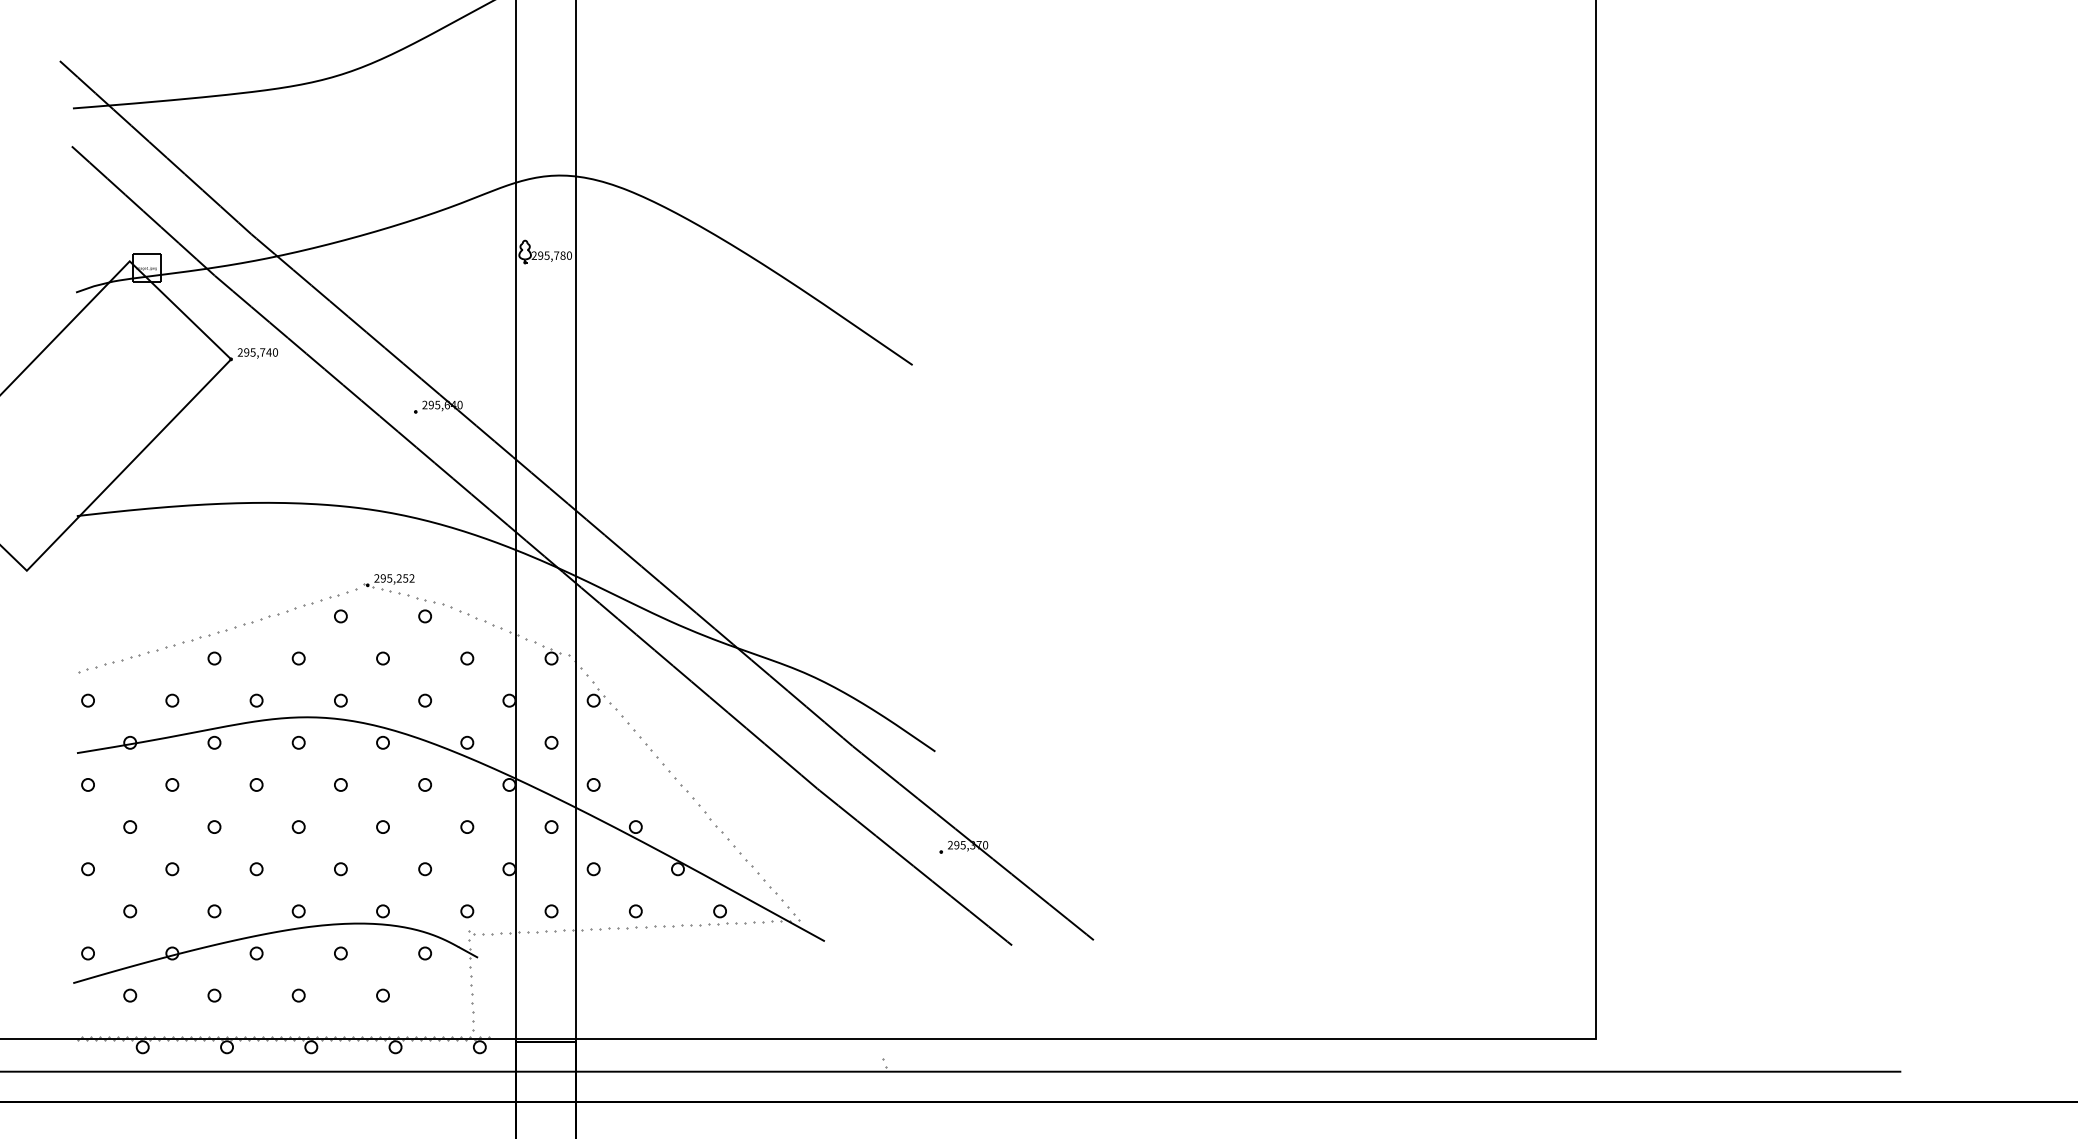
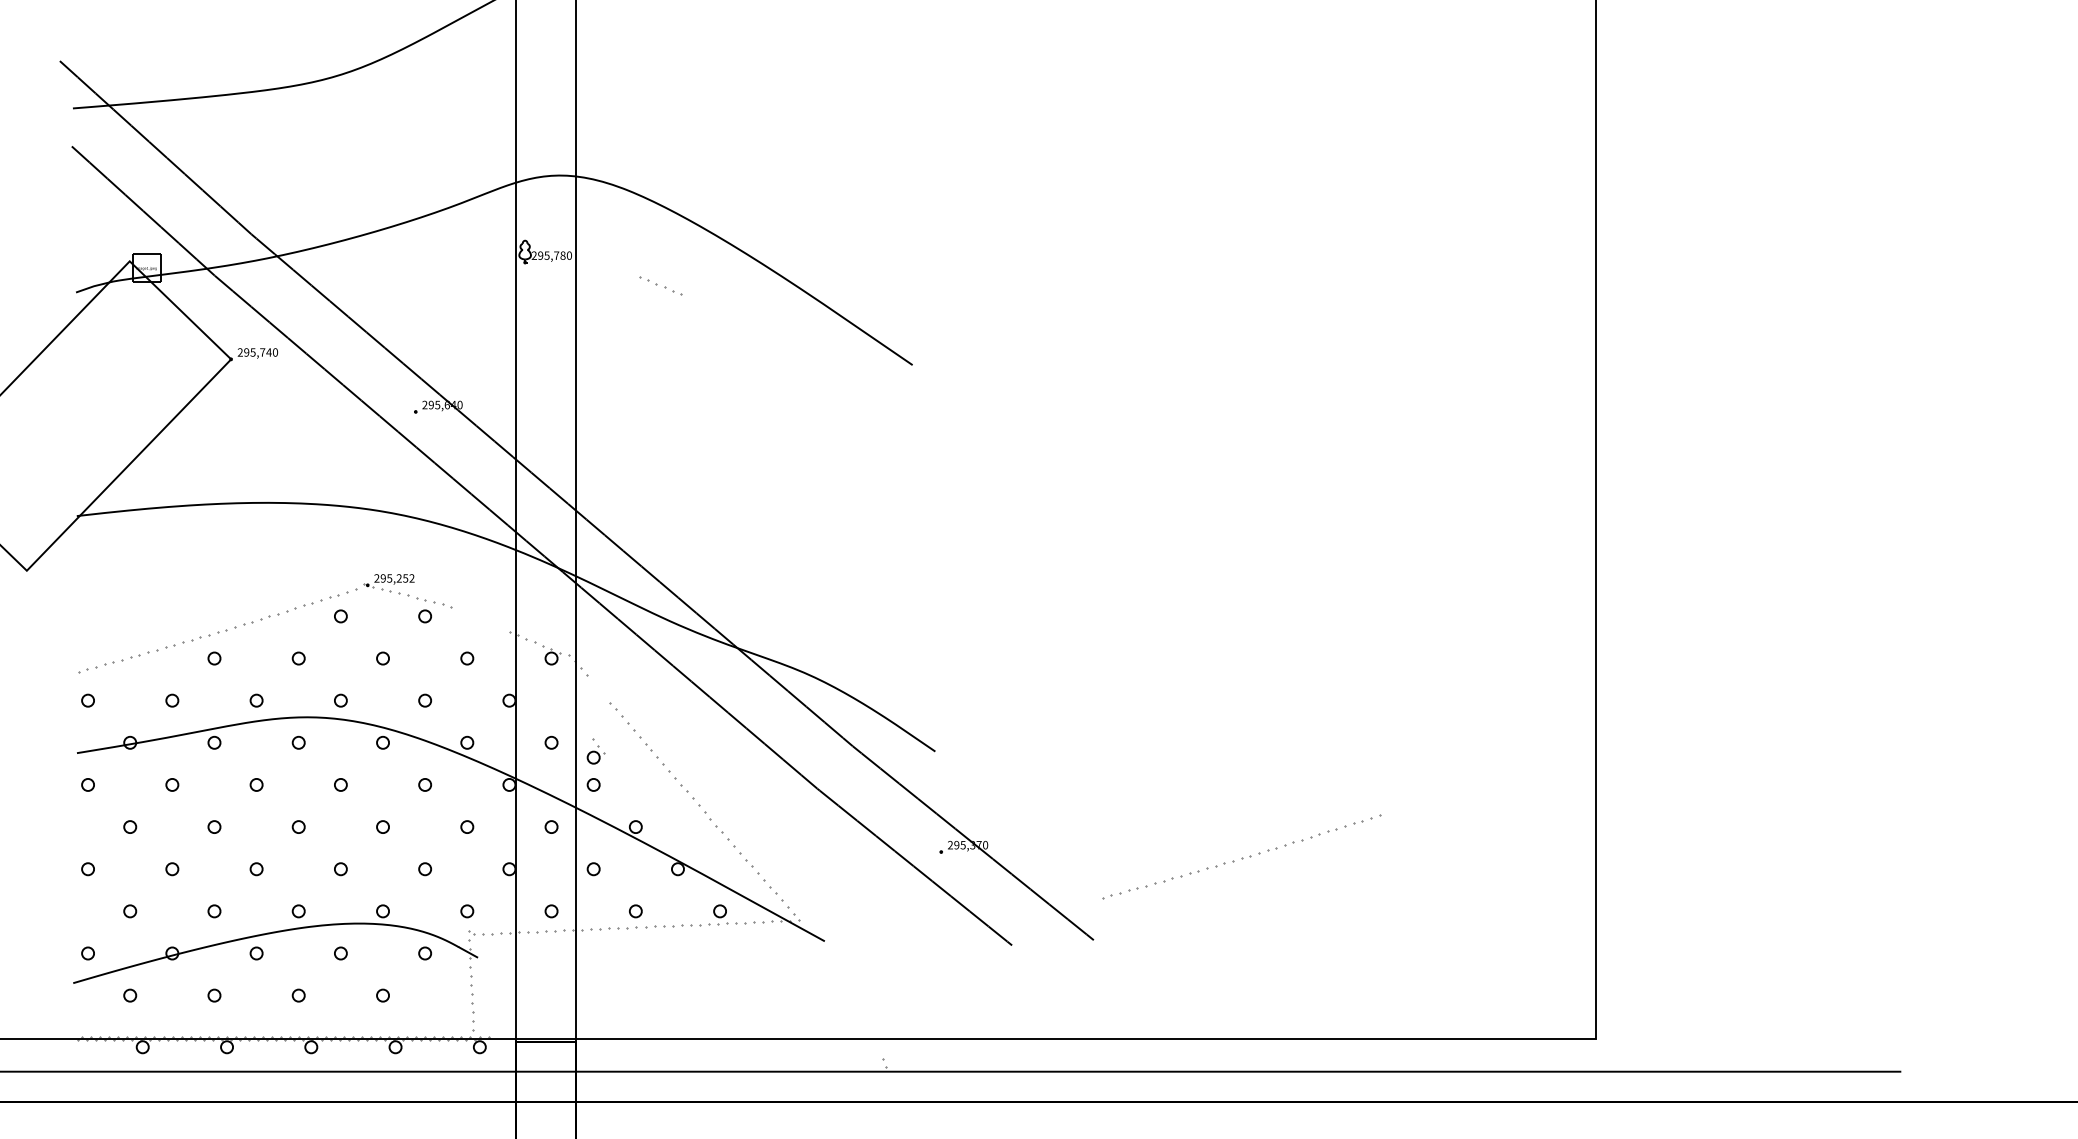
part position: (480, 619) -> (660, 285) (660, 285)
part position: (595, 694) -> (595, 751) (595, 751)
part: none -> present (1241, 856)
